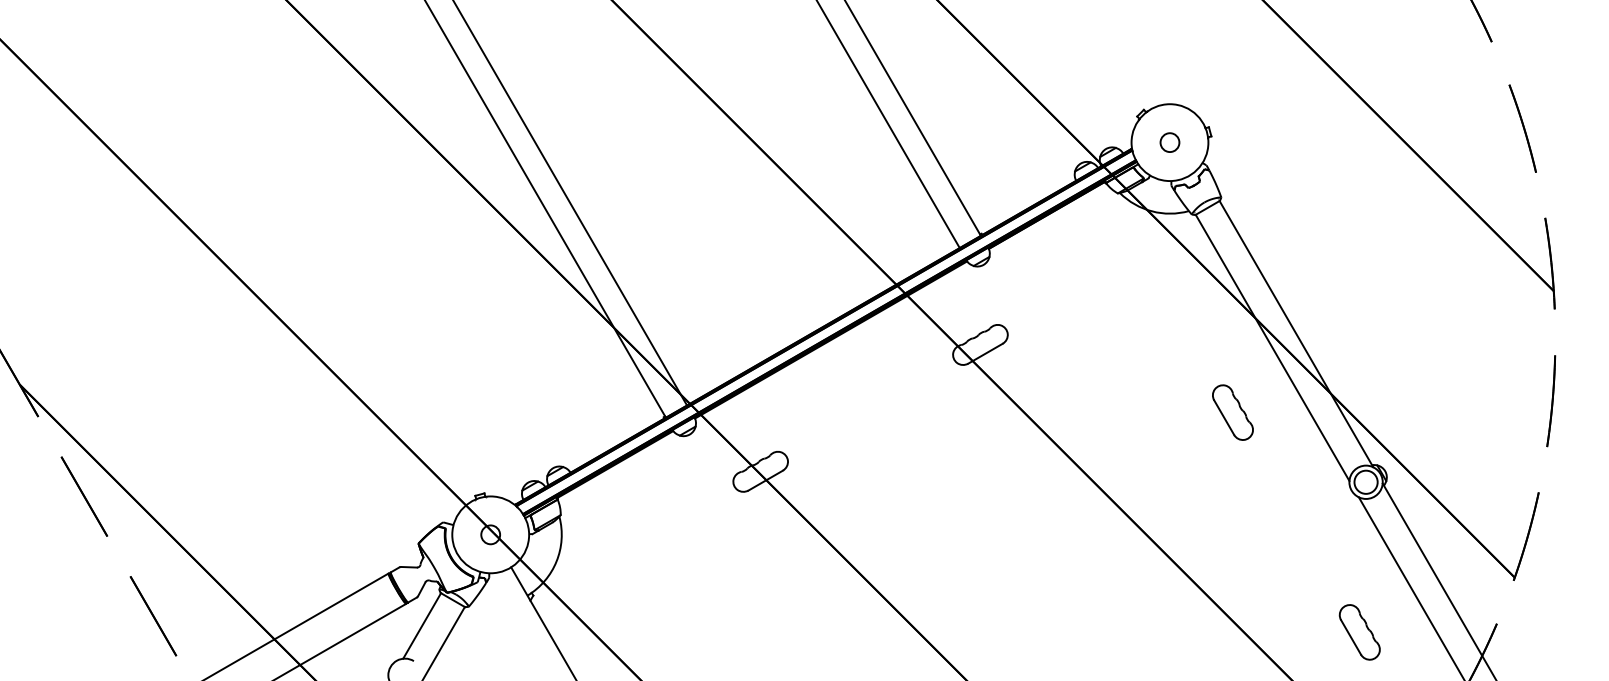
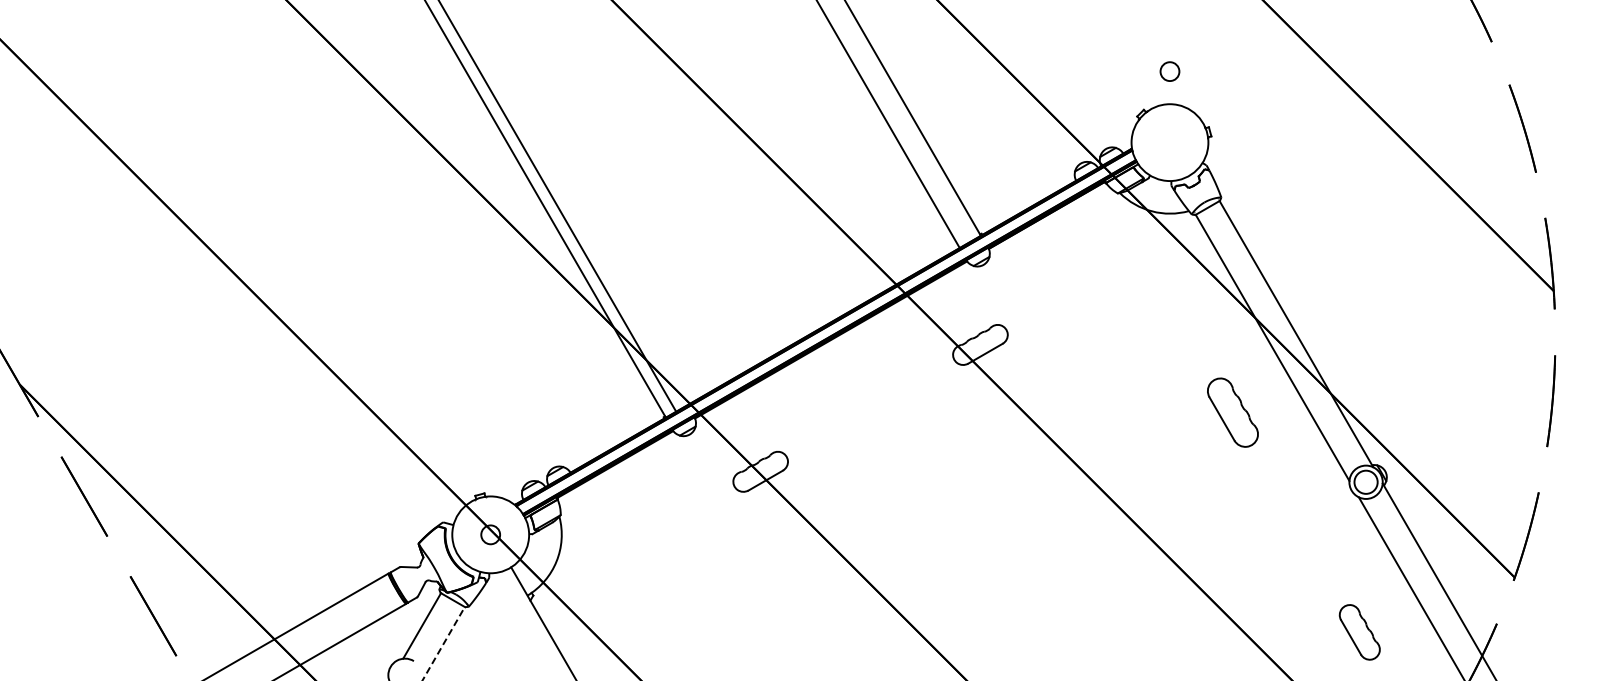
circle position: (1169, 142) -> (1169, 71) (1169, 71)
line position: (570, 203) -> (558, 206) (558, 206)
part size: 42x57 px -> 52x71 px (1232, 412)
line: solid -> dashed (444, 643)
